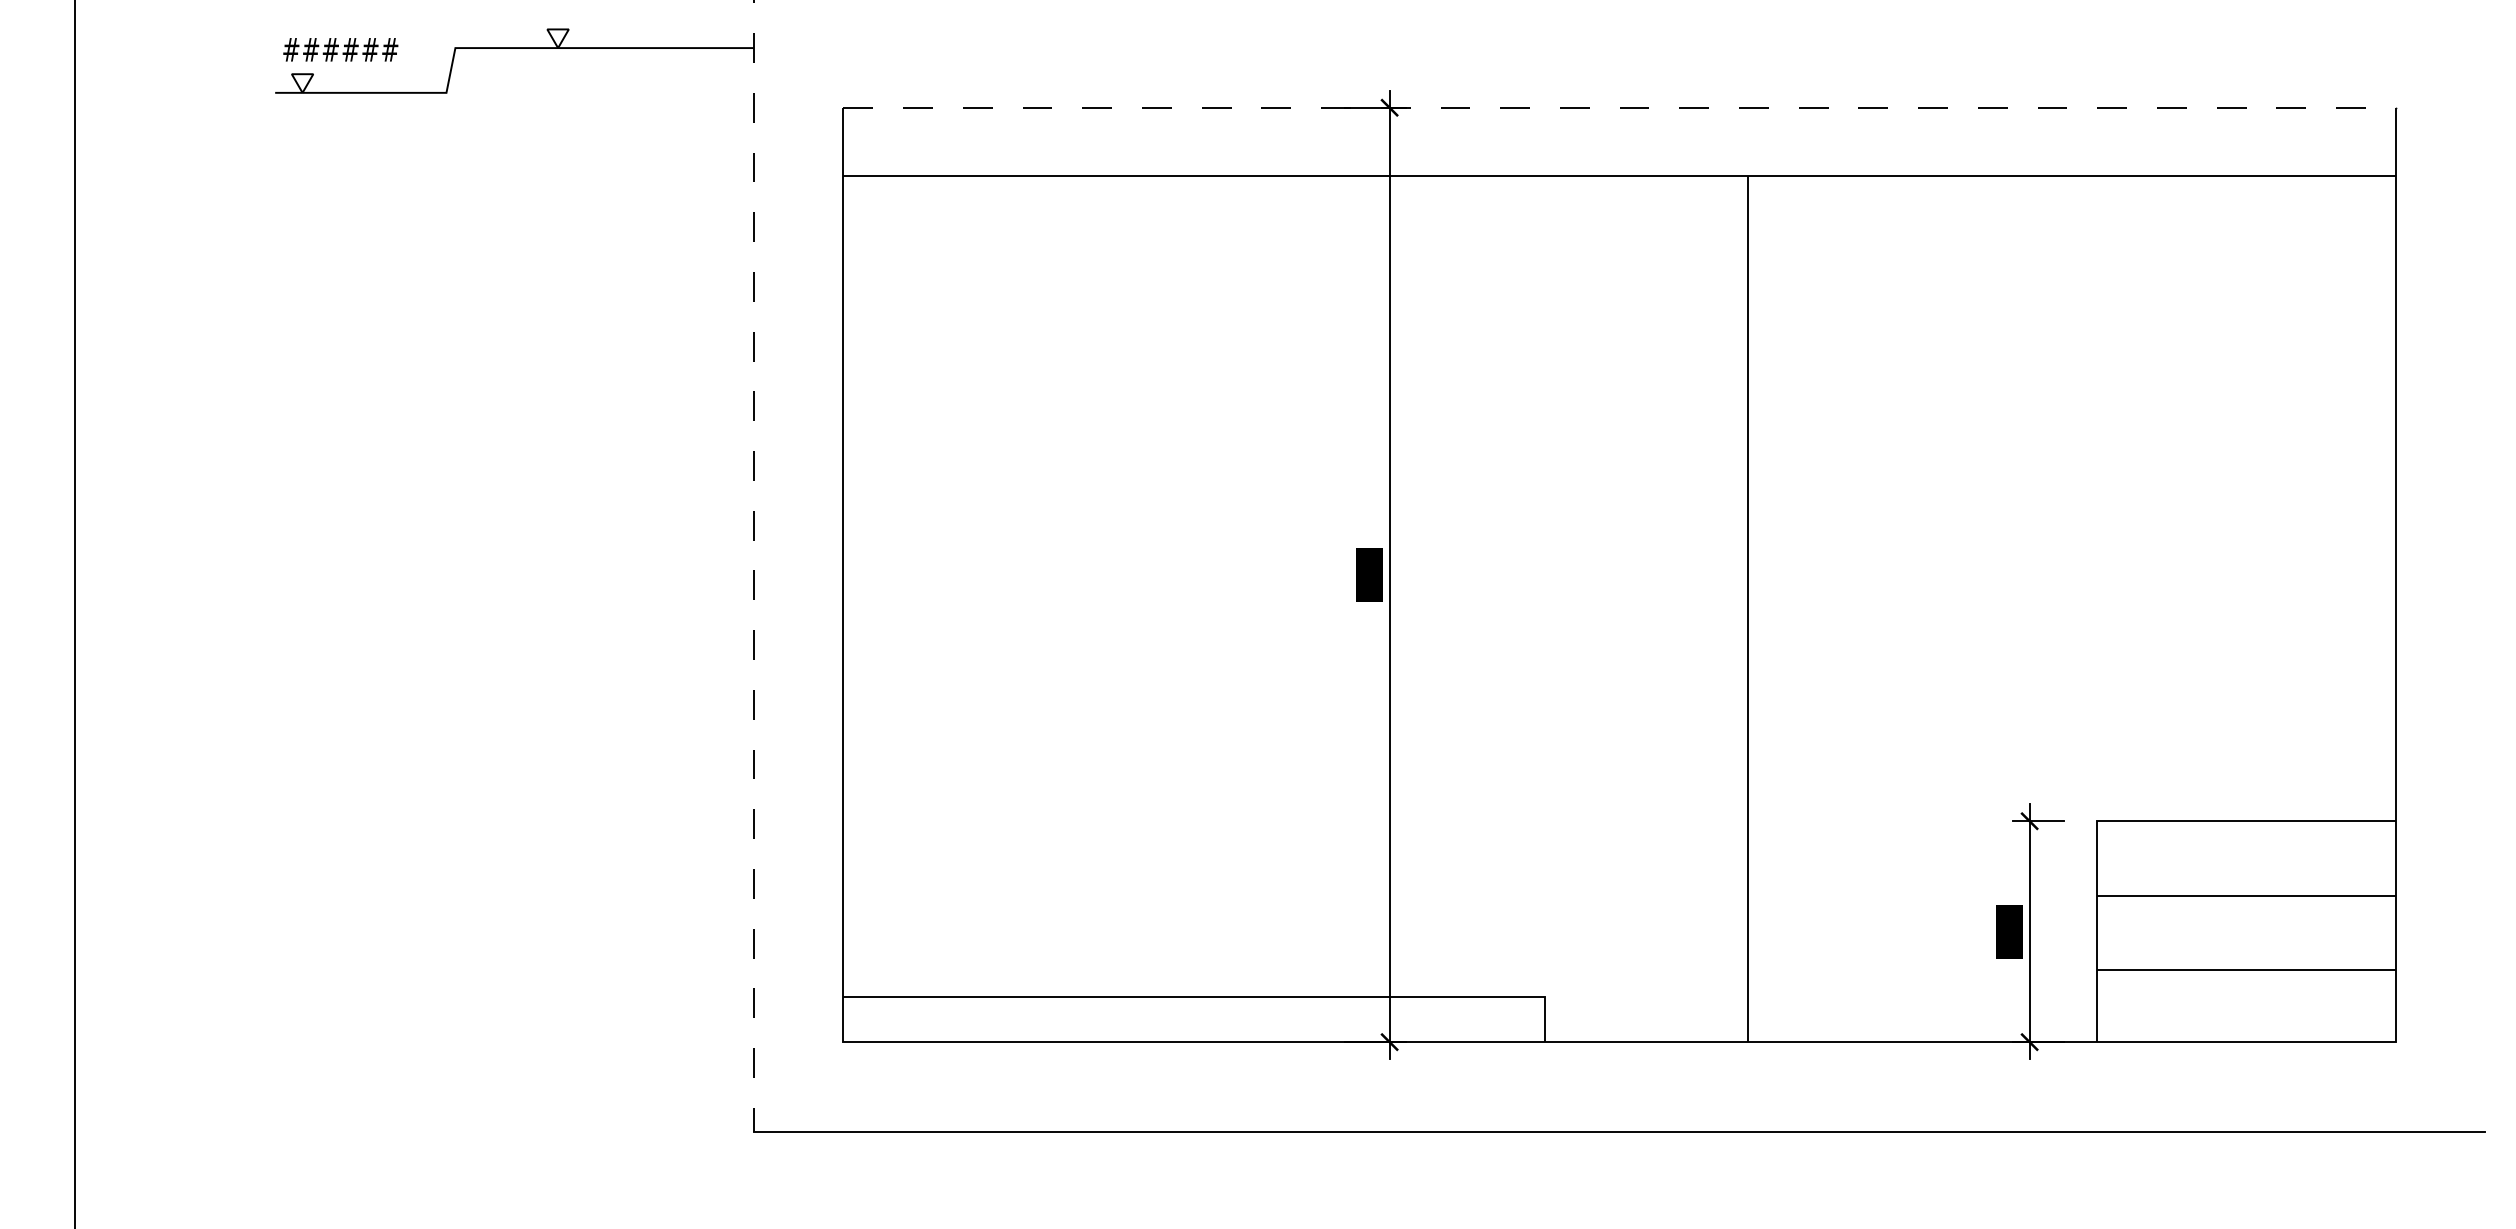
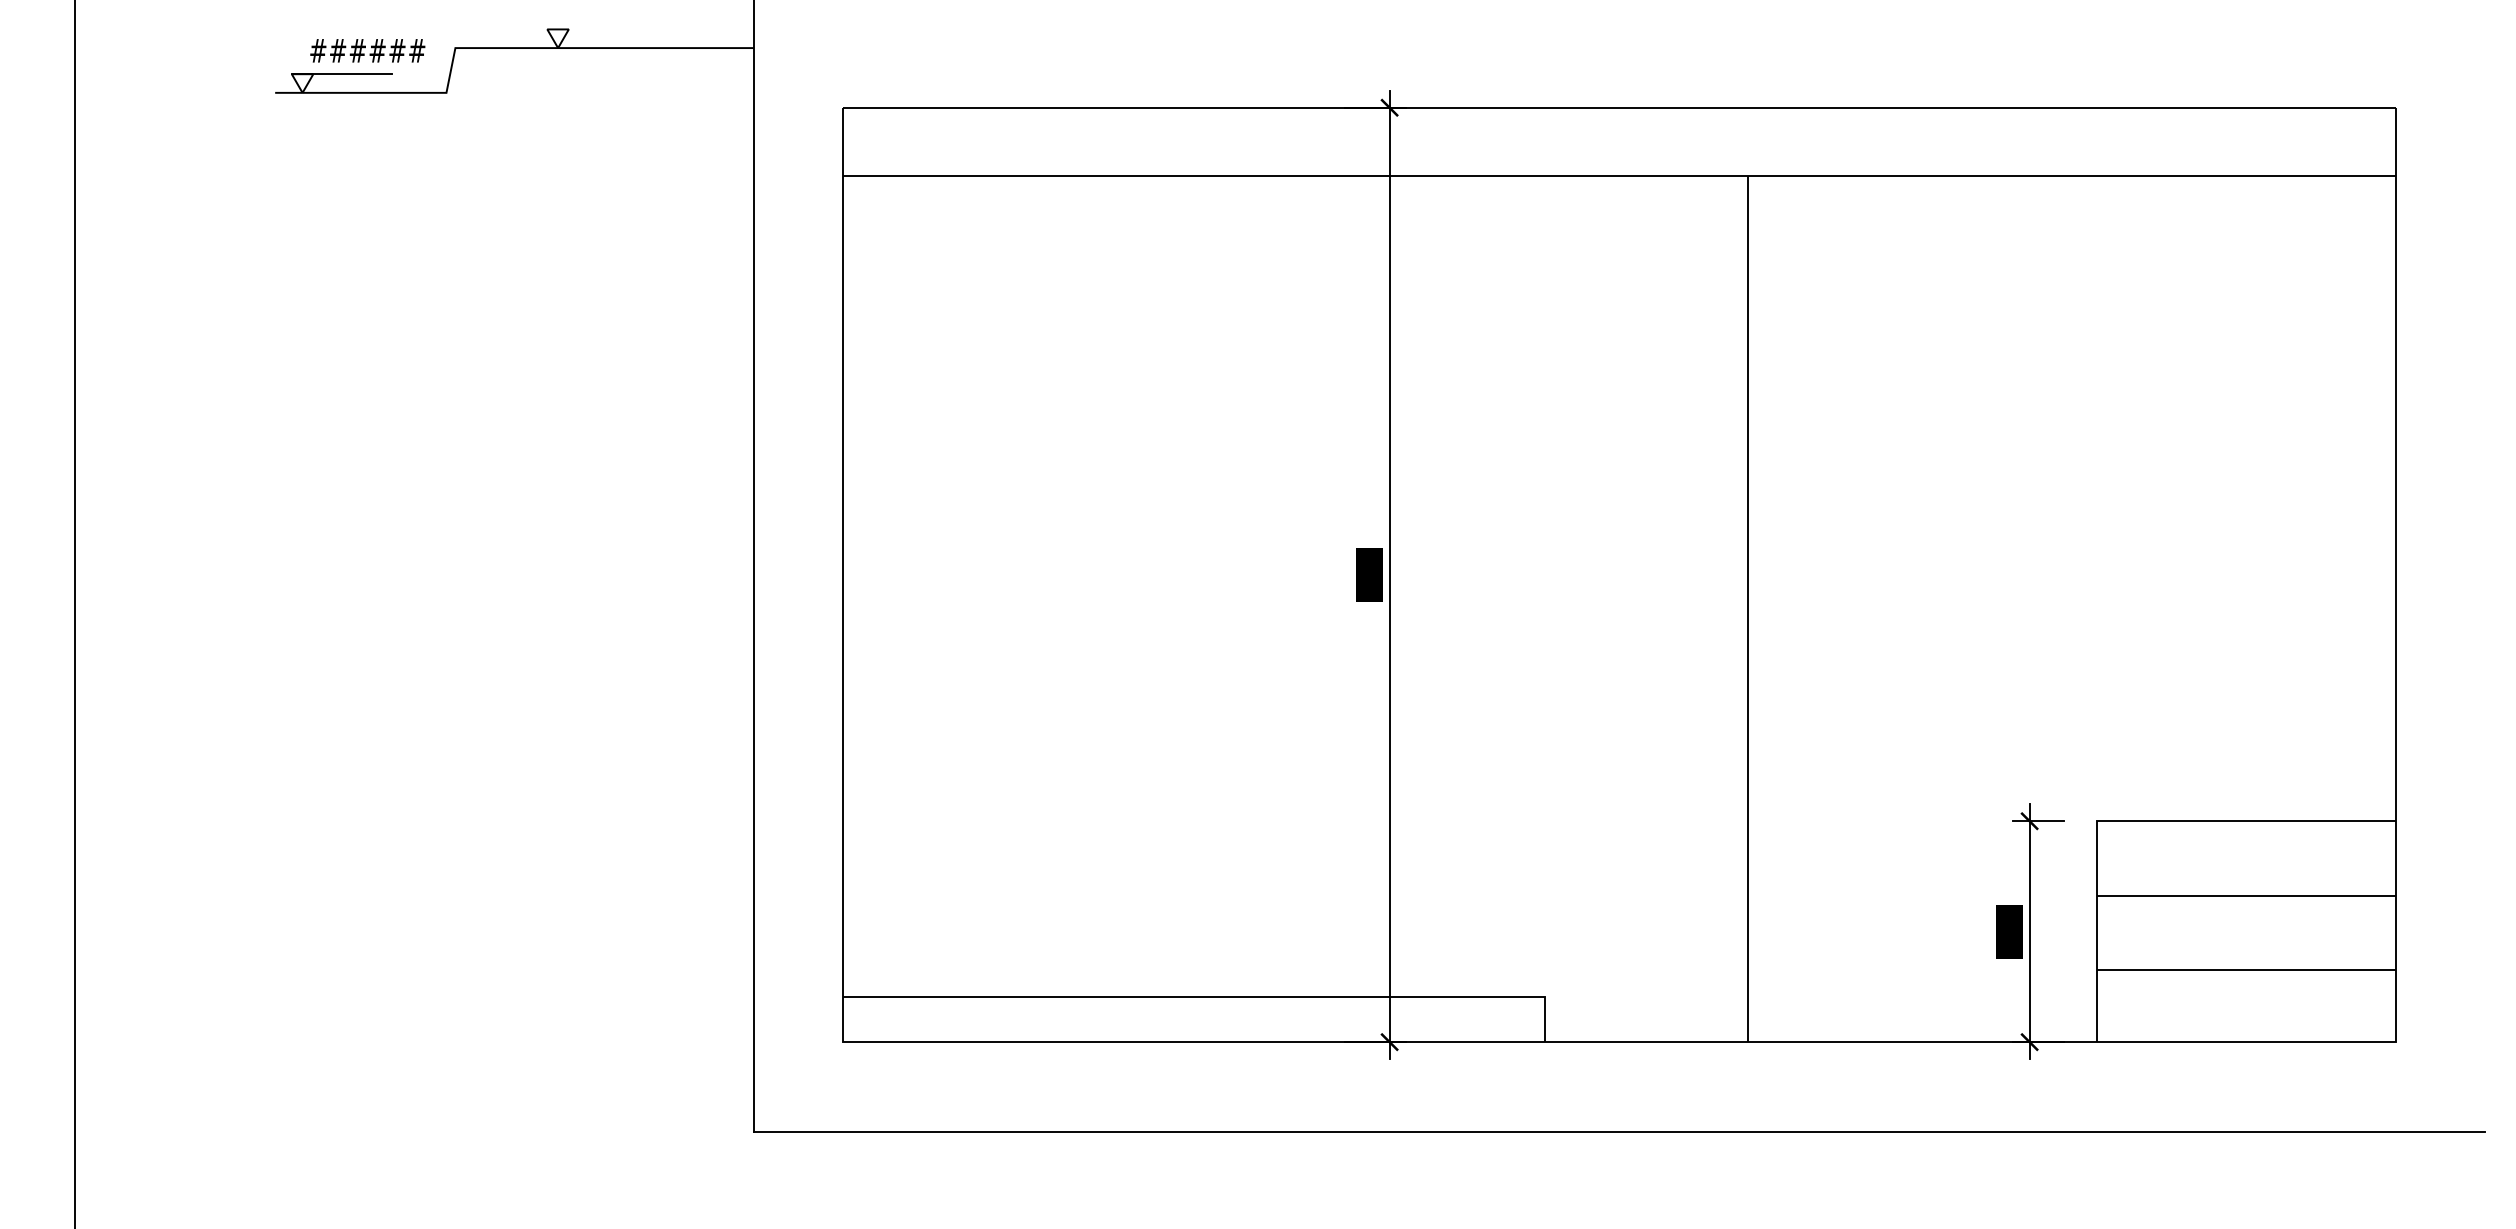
text position: (340, 49) -> (367, 50) (367, 50)
line: none -> present (341, 74)
line: dashed -> solid (1620, 107)
line: dashed -> solid (753, 566)
